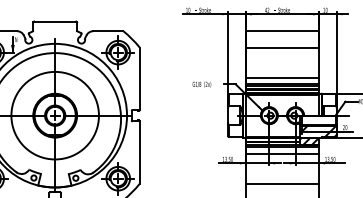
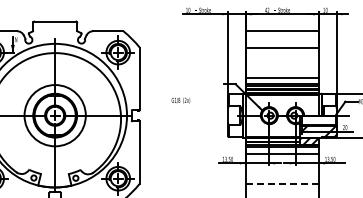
text position: (201, 84) -> (180, 100) (180, 100)
circle diameter: 88 px -> 61 px (54, 115)
line: solid -> dashed (282, 183)
